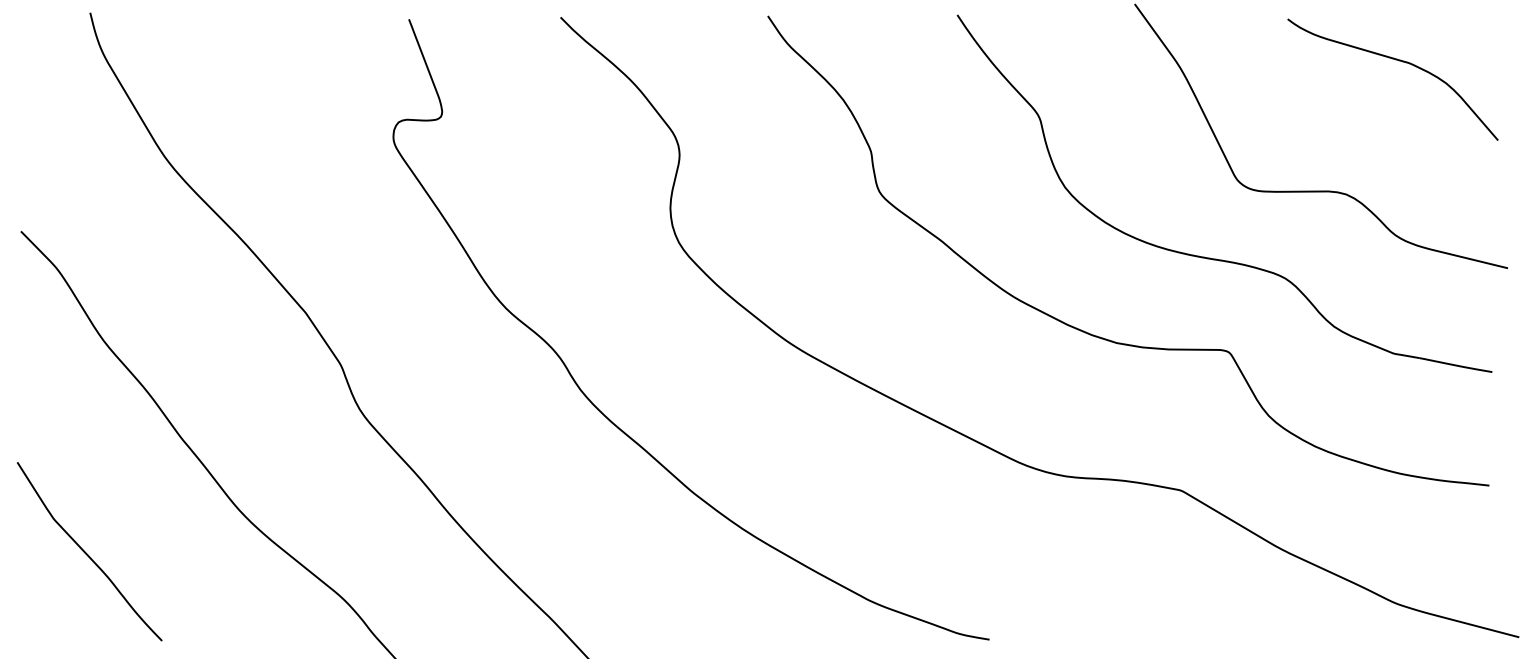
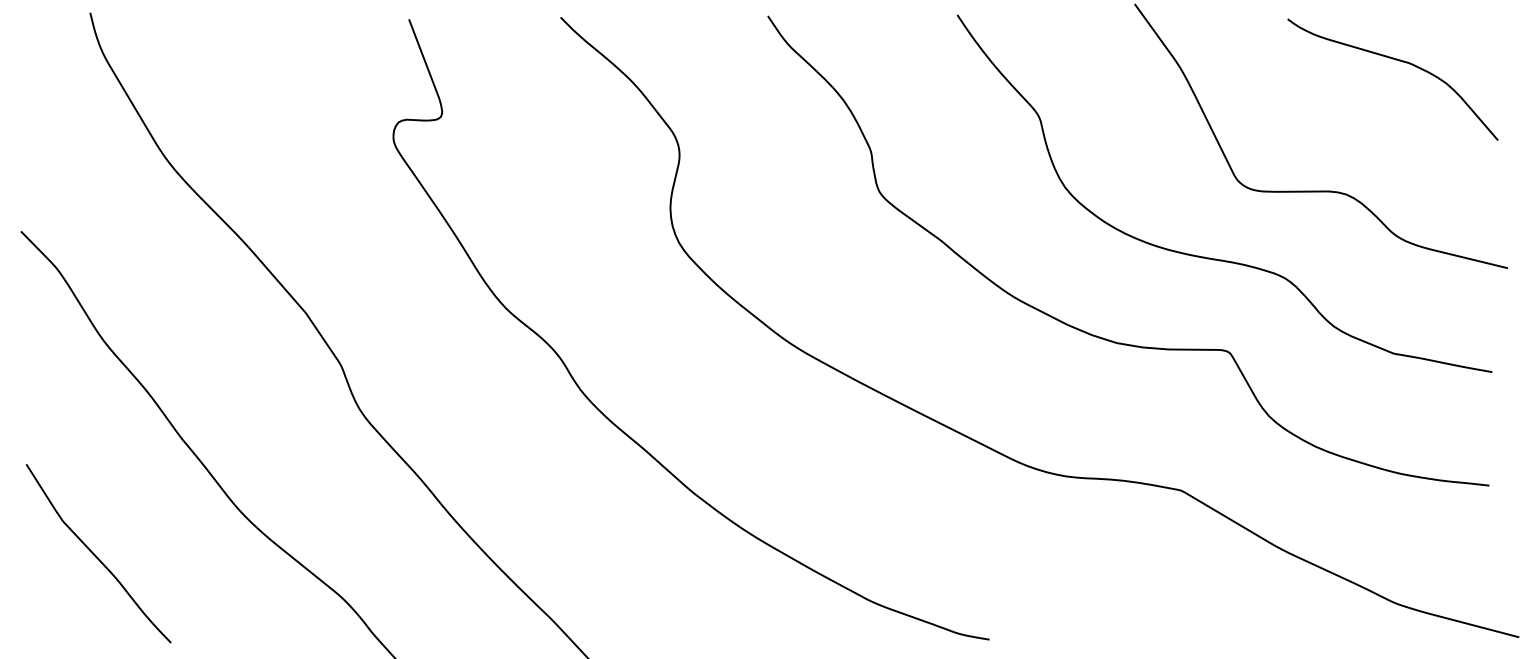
curve position: (87, 553) -> (96, 555) (96, 555)
